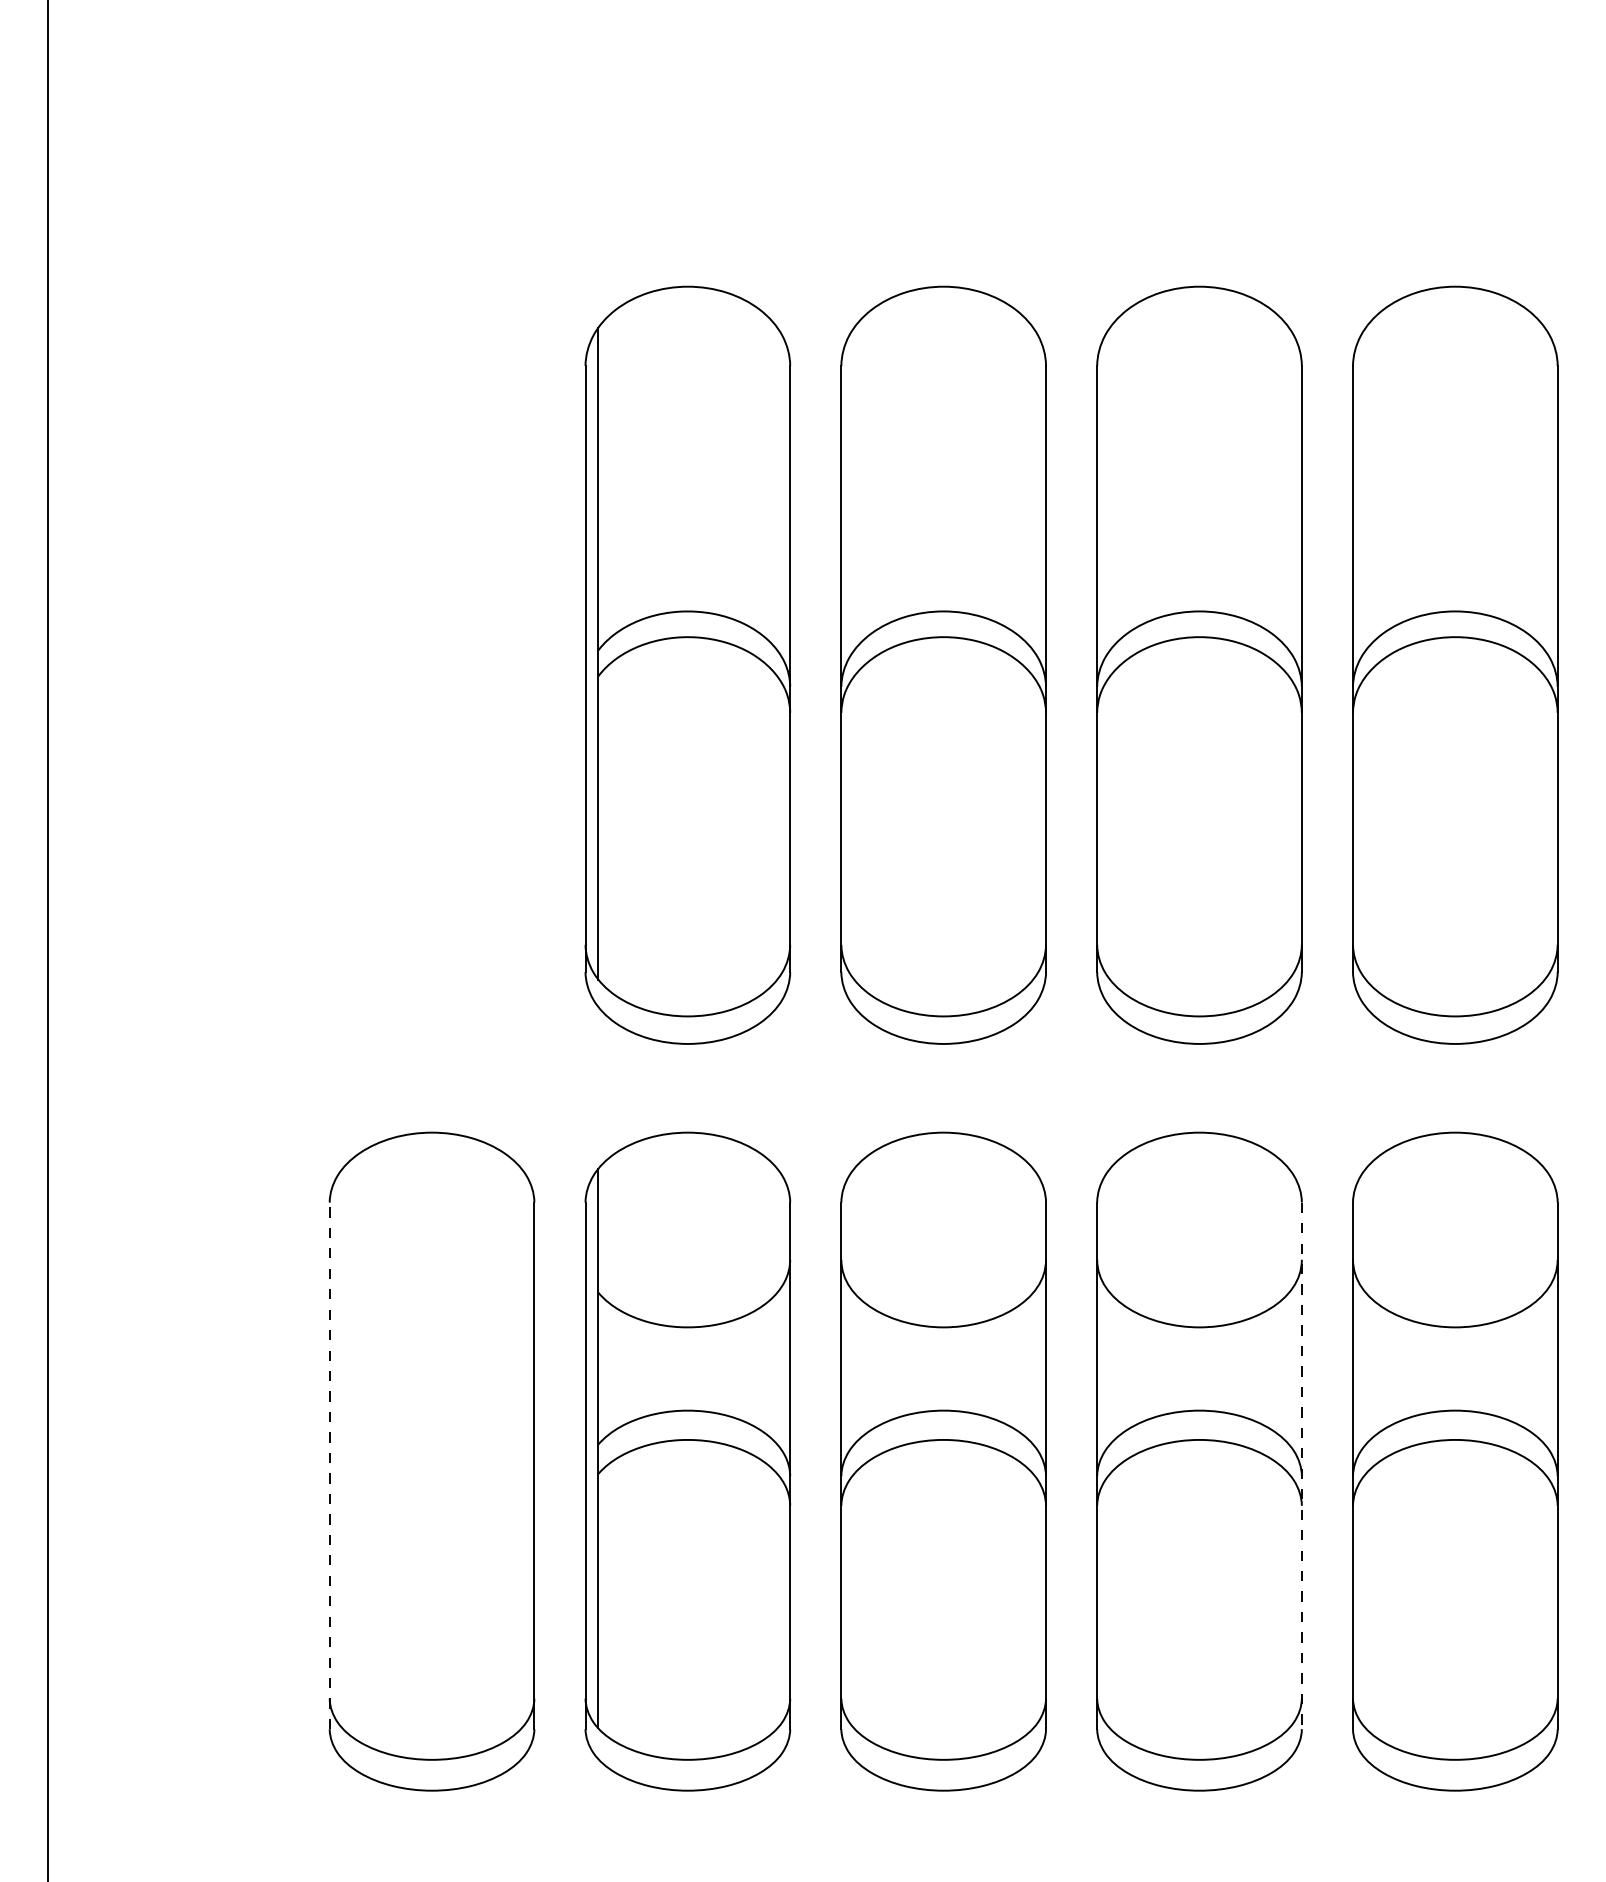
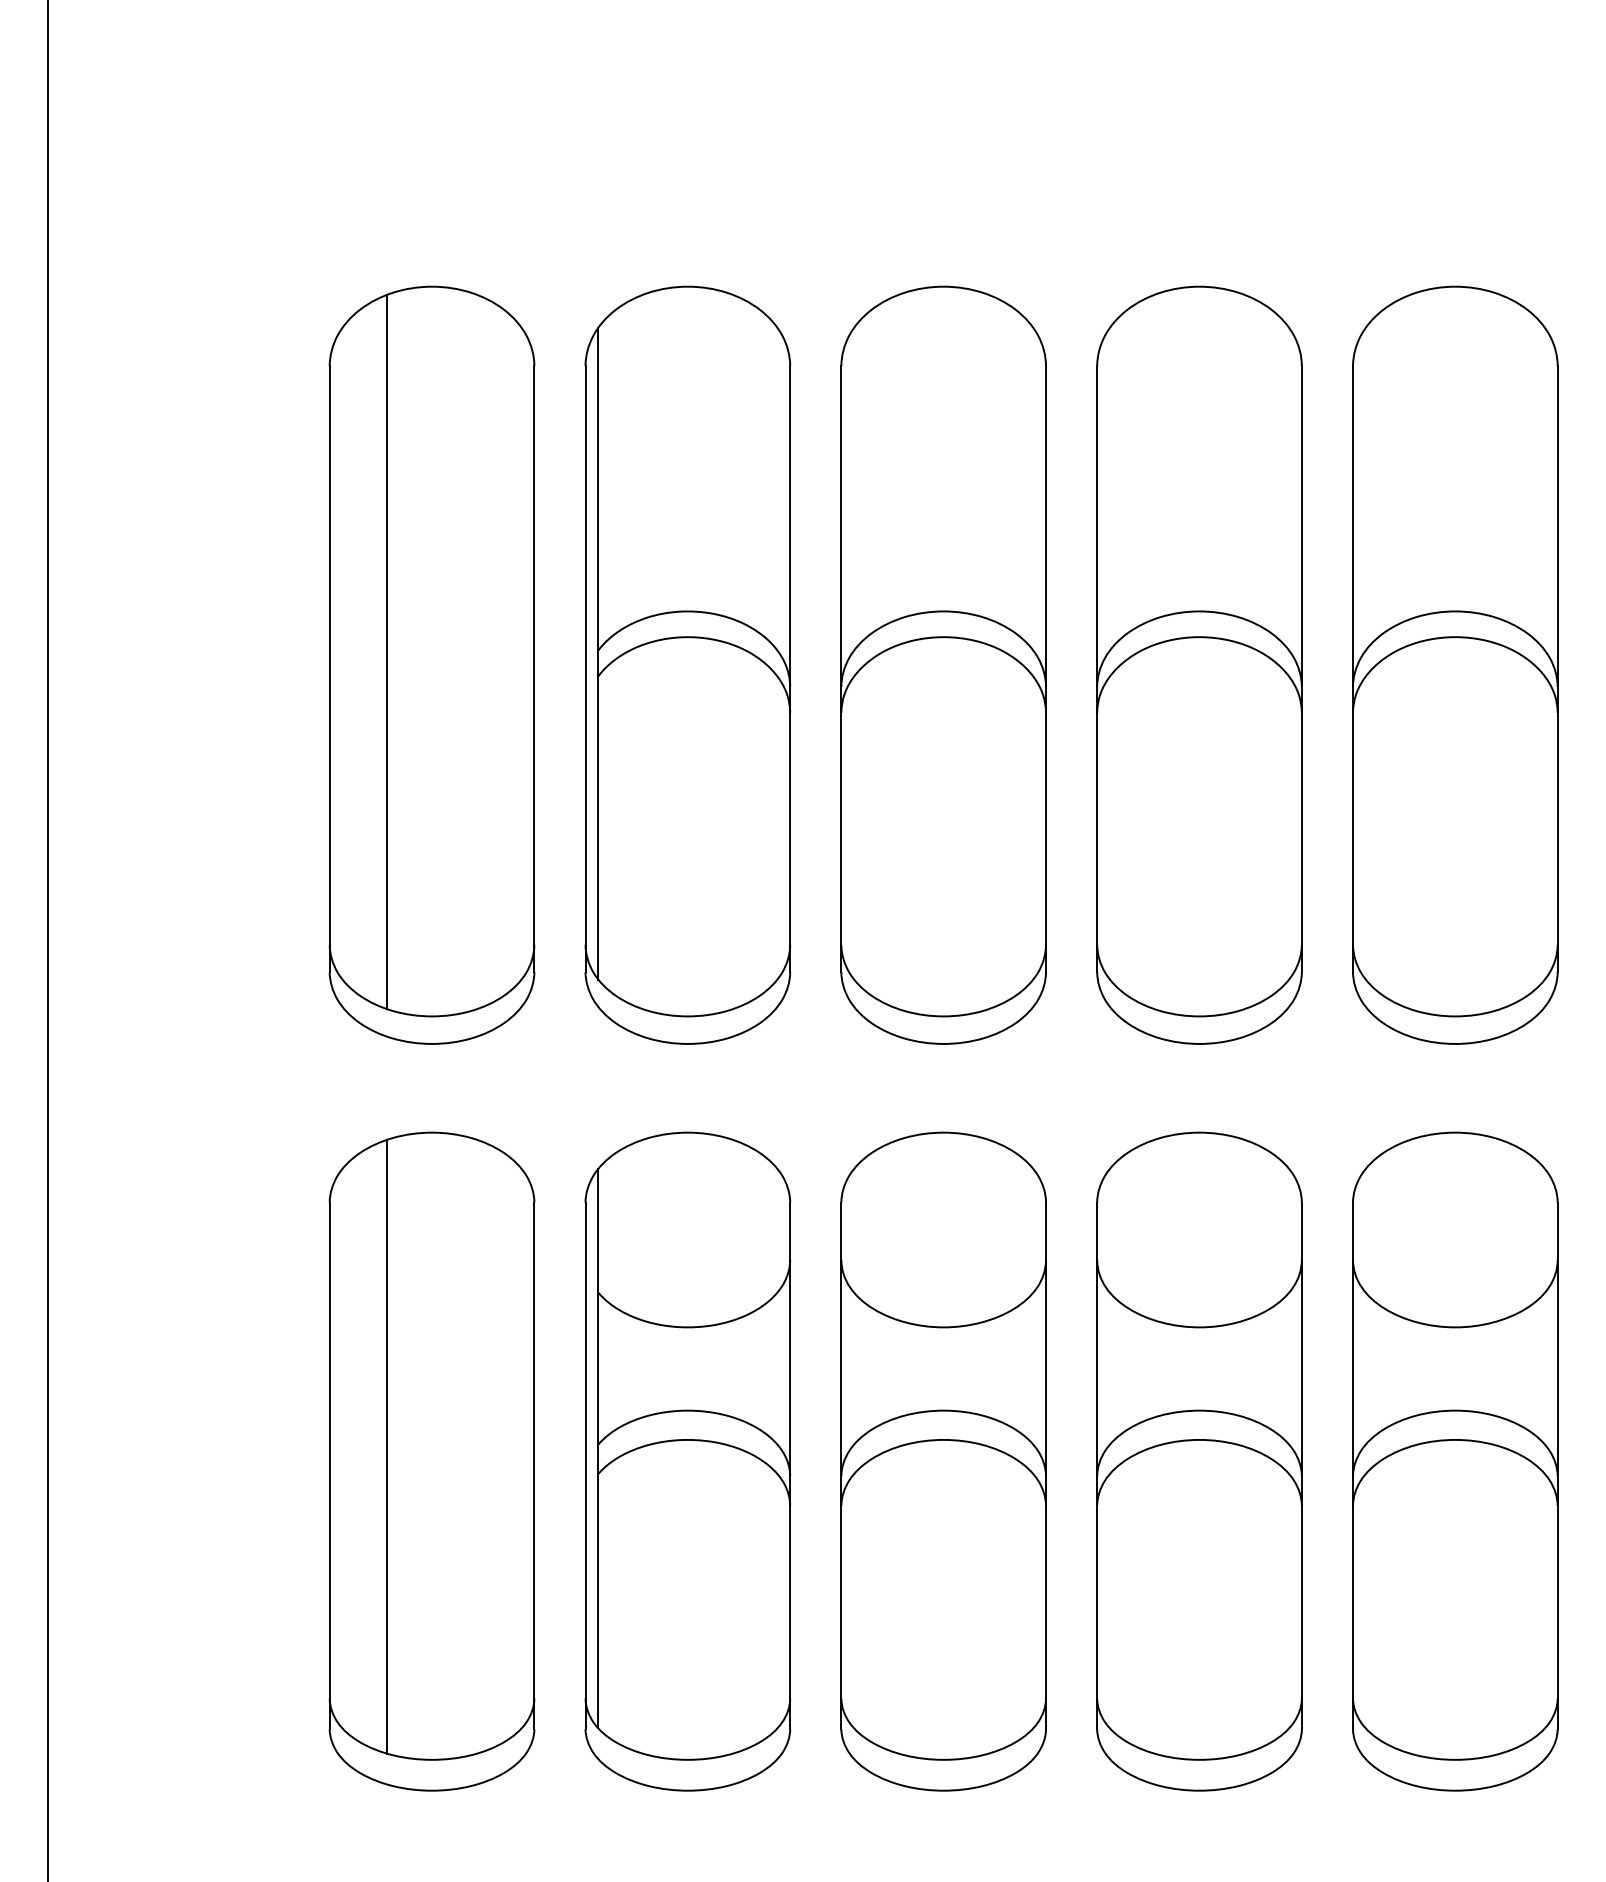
part: none -> present (431, 664)
line: none -> present (387, 1446)
line: dashed -> solid (329, 1465)
line: dashed -> solid (1301, 1466)
